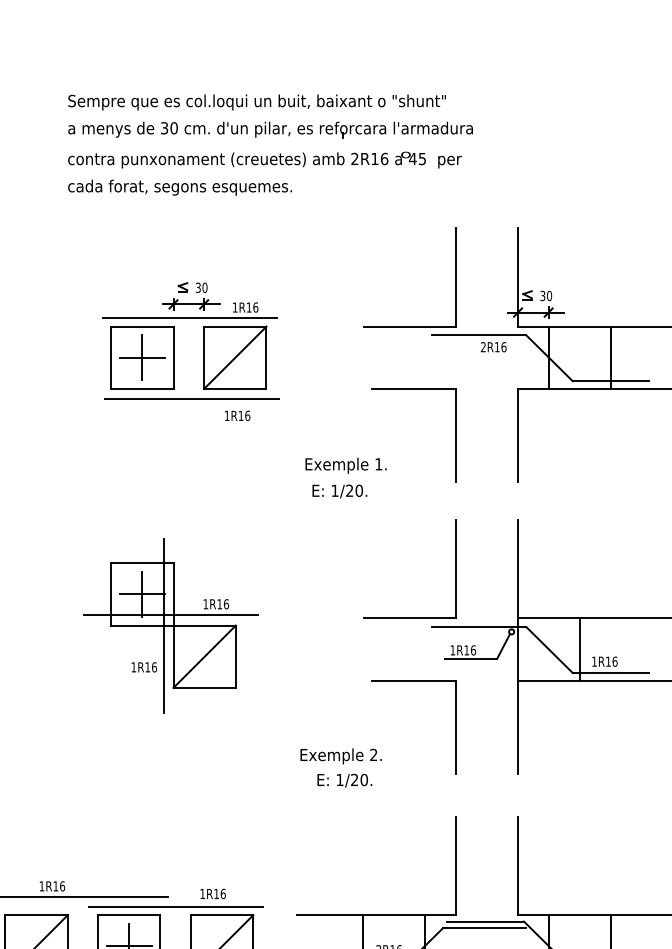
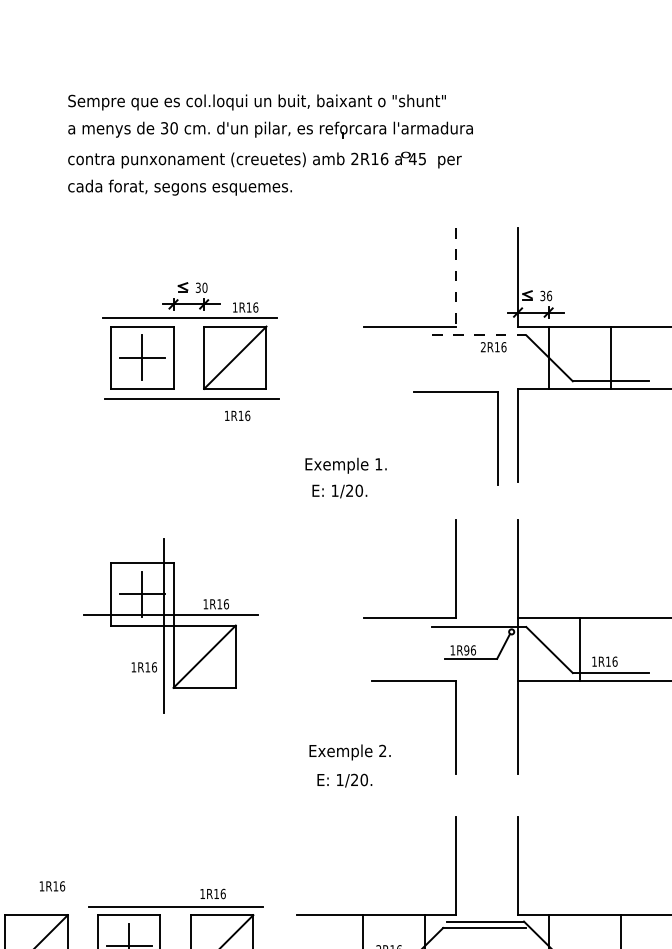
line: solid -> dashed (455, 277)
text: 30 -> 36 (549, 295)
line: solid -> dashed (479, 335)
part position: (455, 435) -> (497, 438) (497, 438)
text: 1R16 -> 1R96 (466, 650)
text position: (340, 756) -> (349, 752) (349, 752)
line: present -> none (85, 896)
line position: (611, 930) -> (621, 930) (621, 930)
